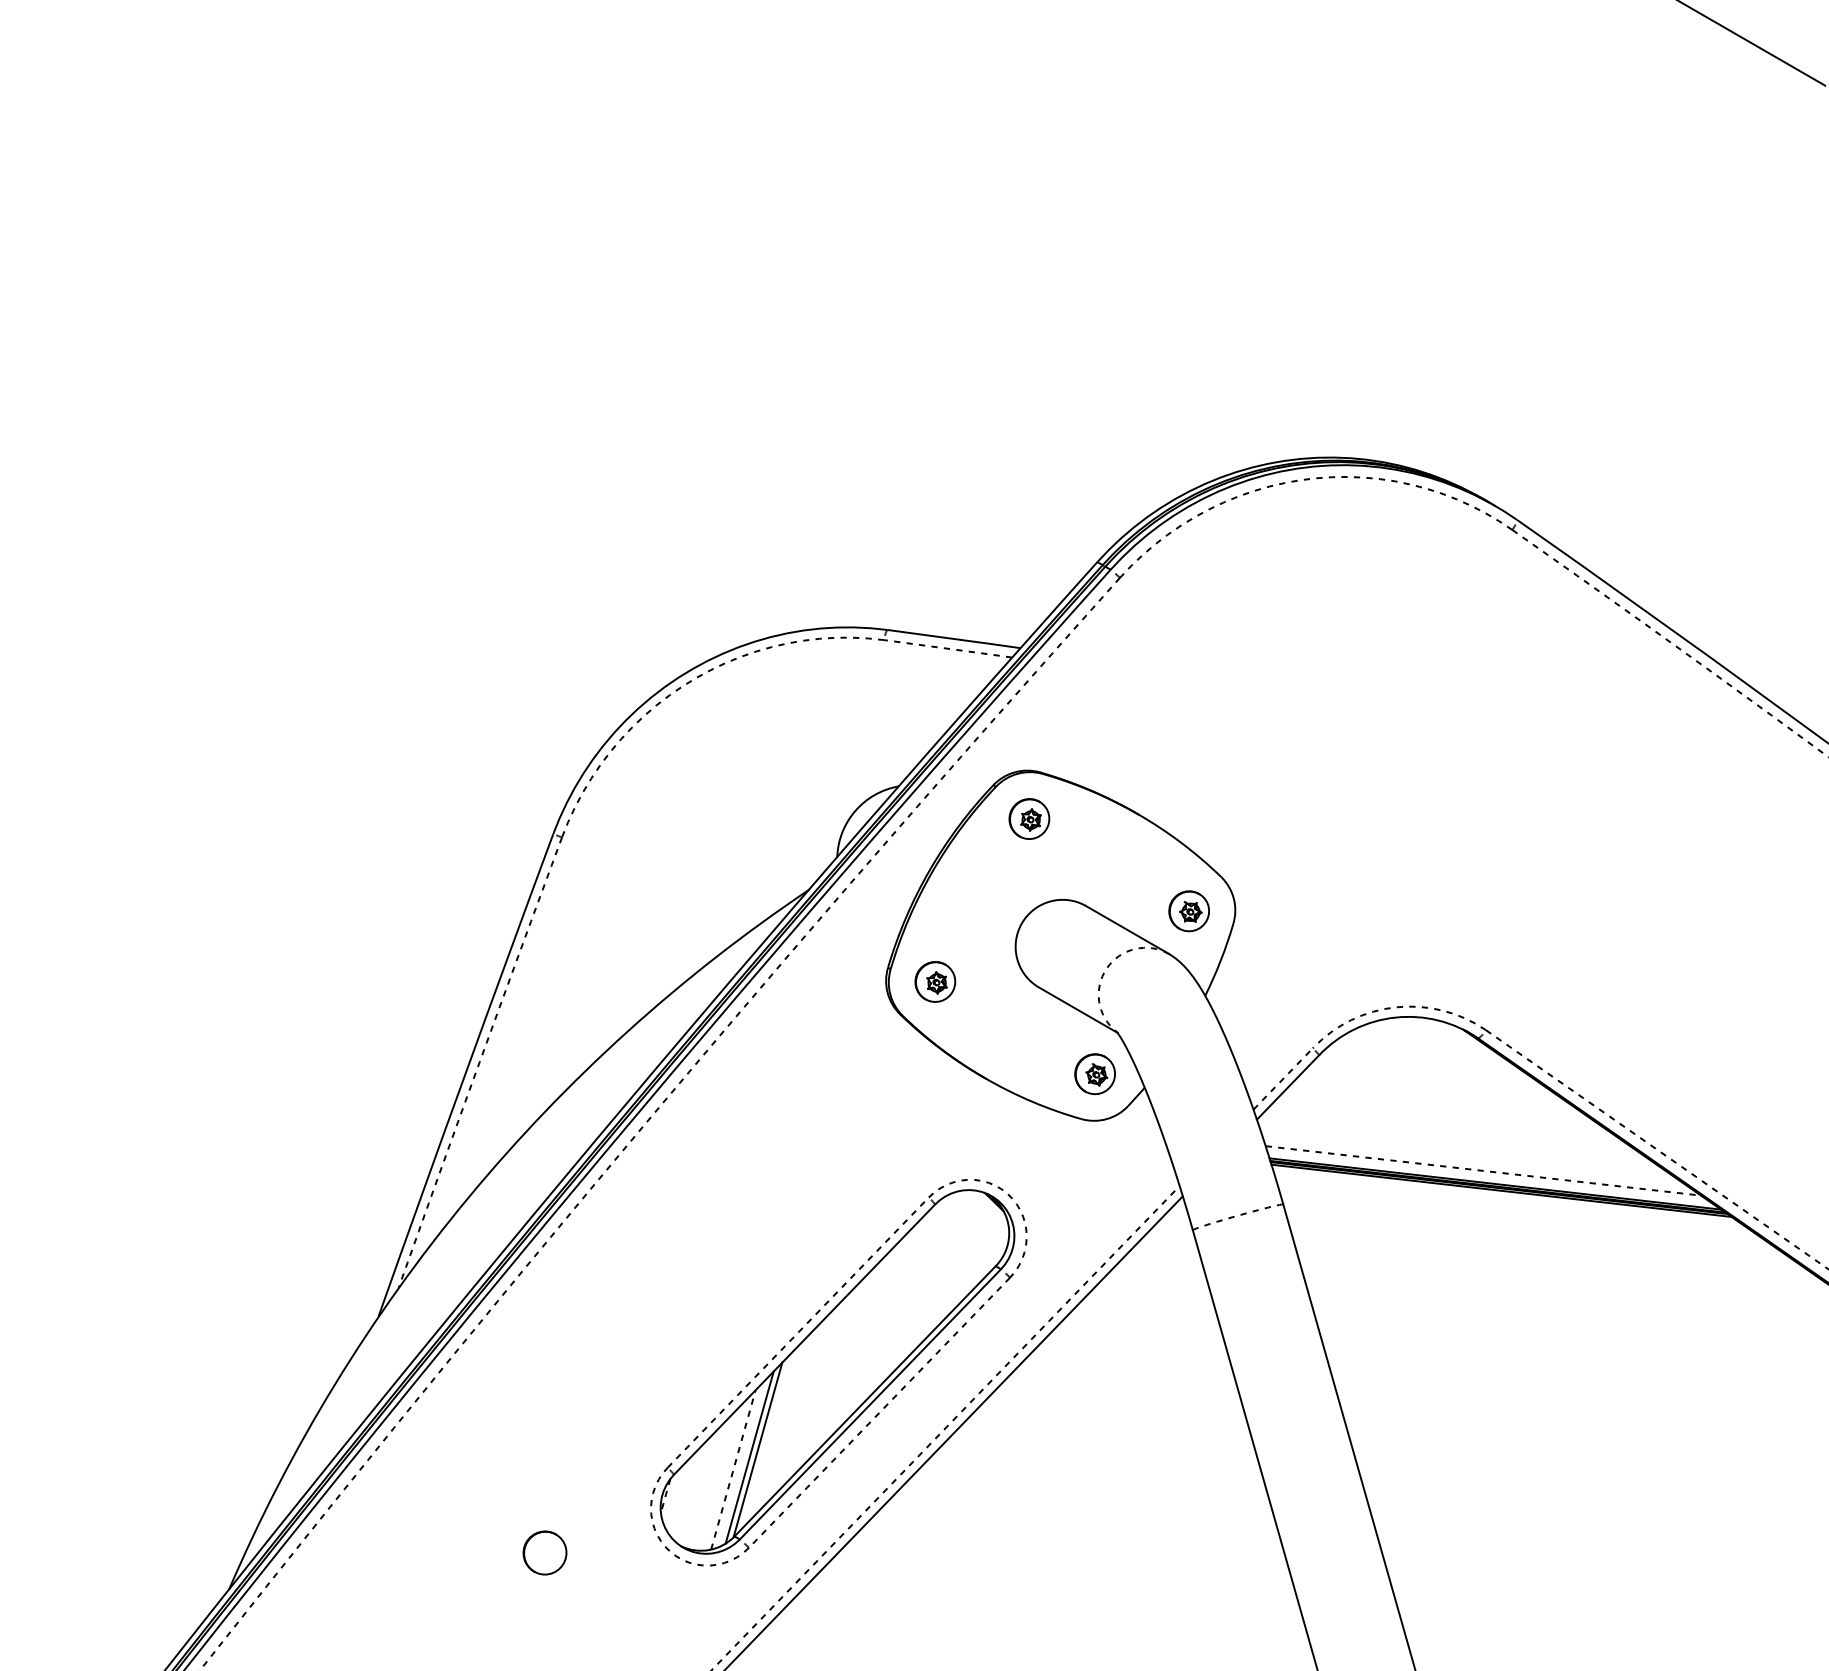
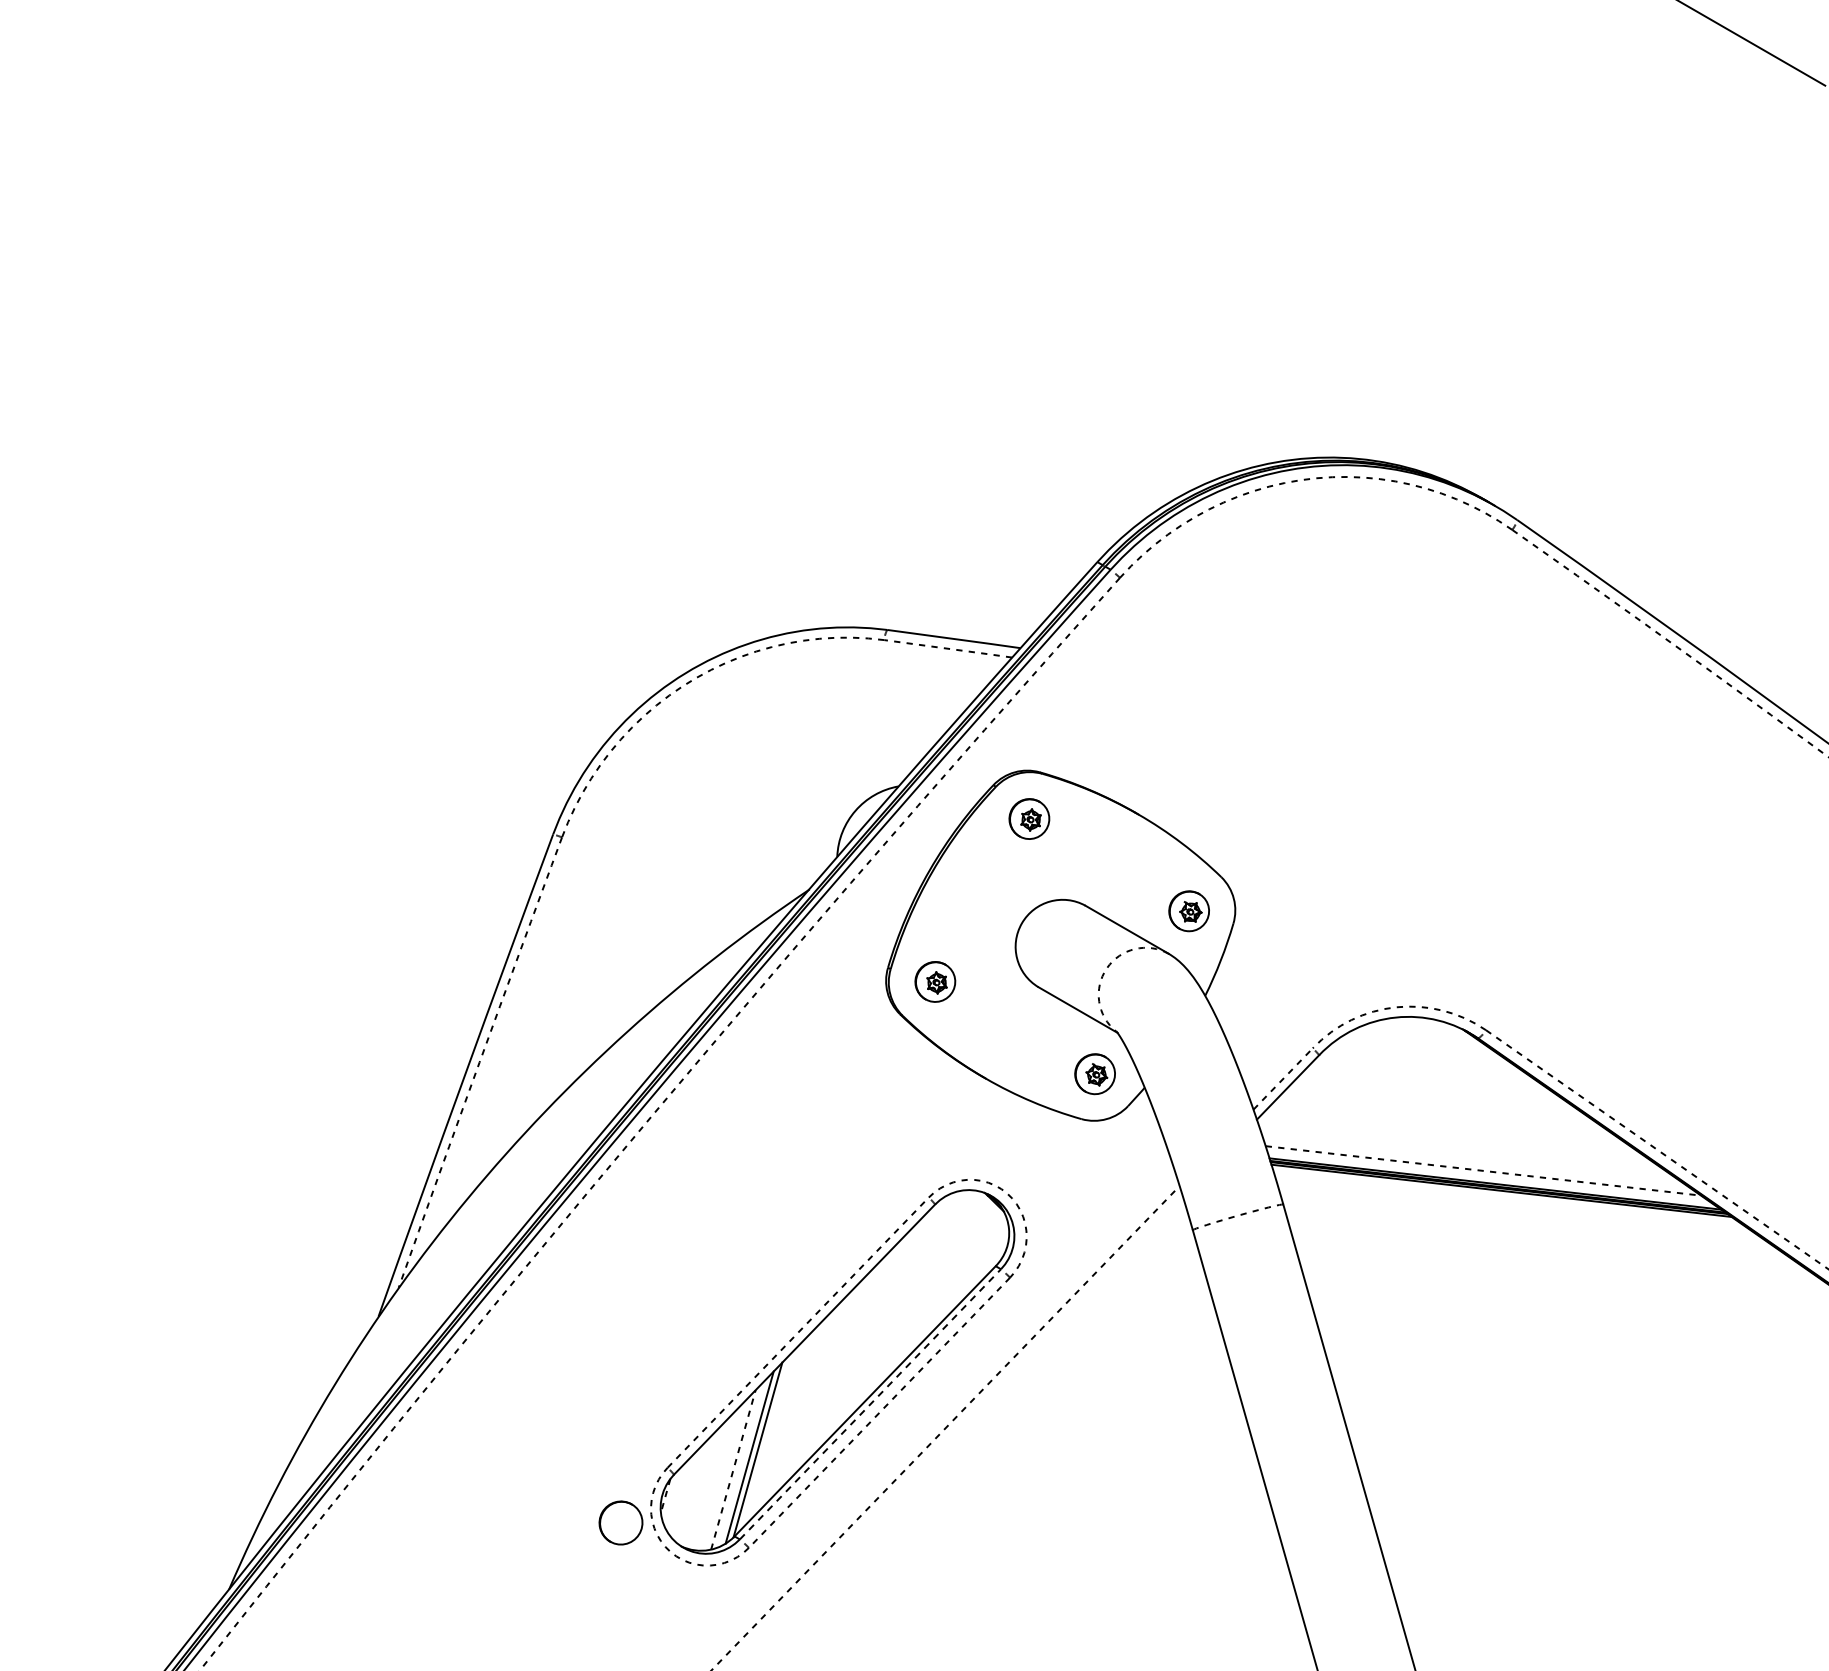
line: solid -> dashed (870, 1404)
line: present -> none (954, 1431)
part position: (544, 1552) -> (620, 1522) (620, 1522)
